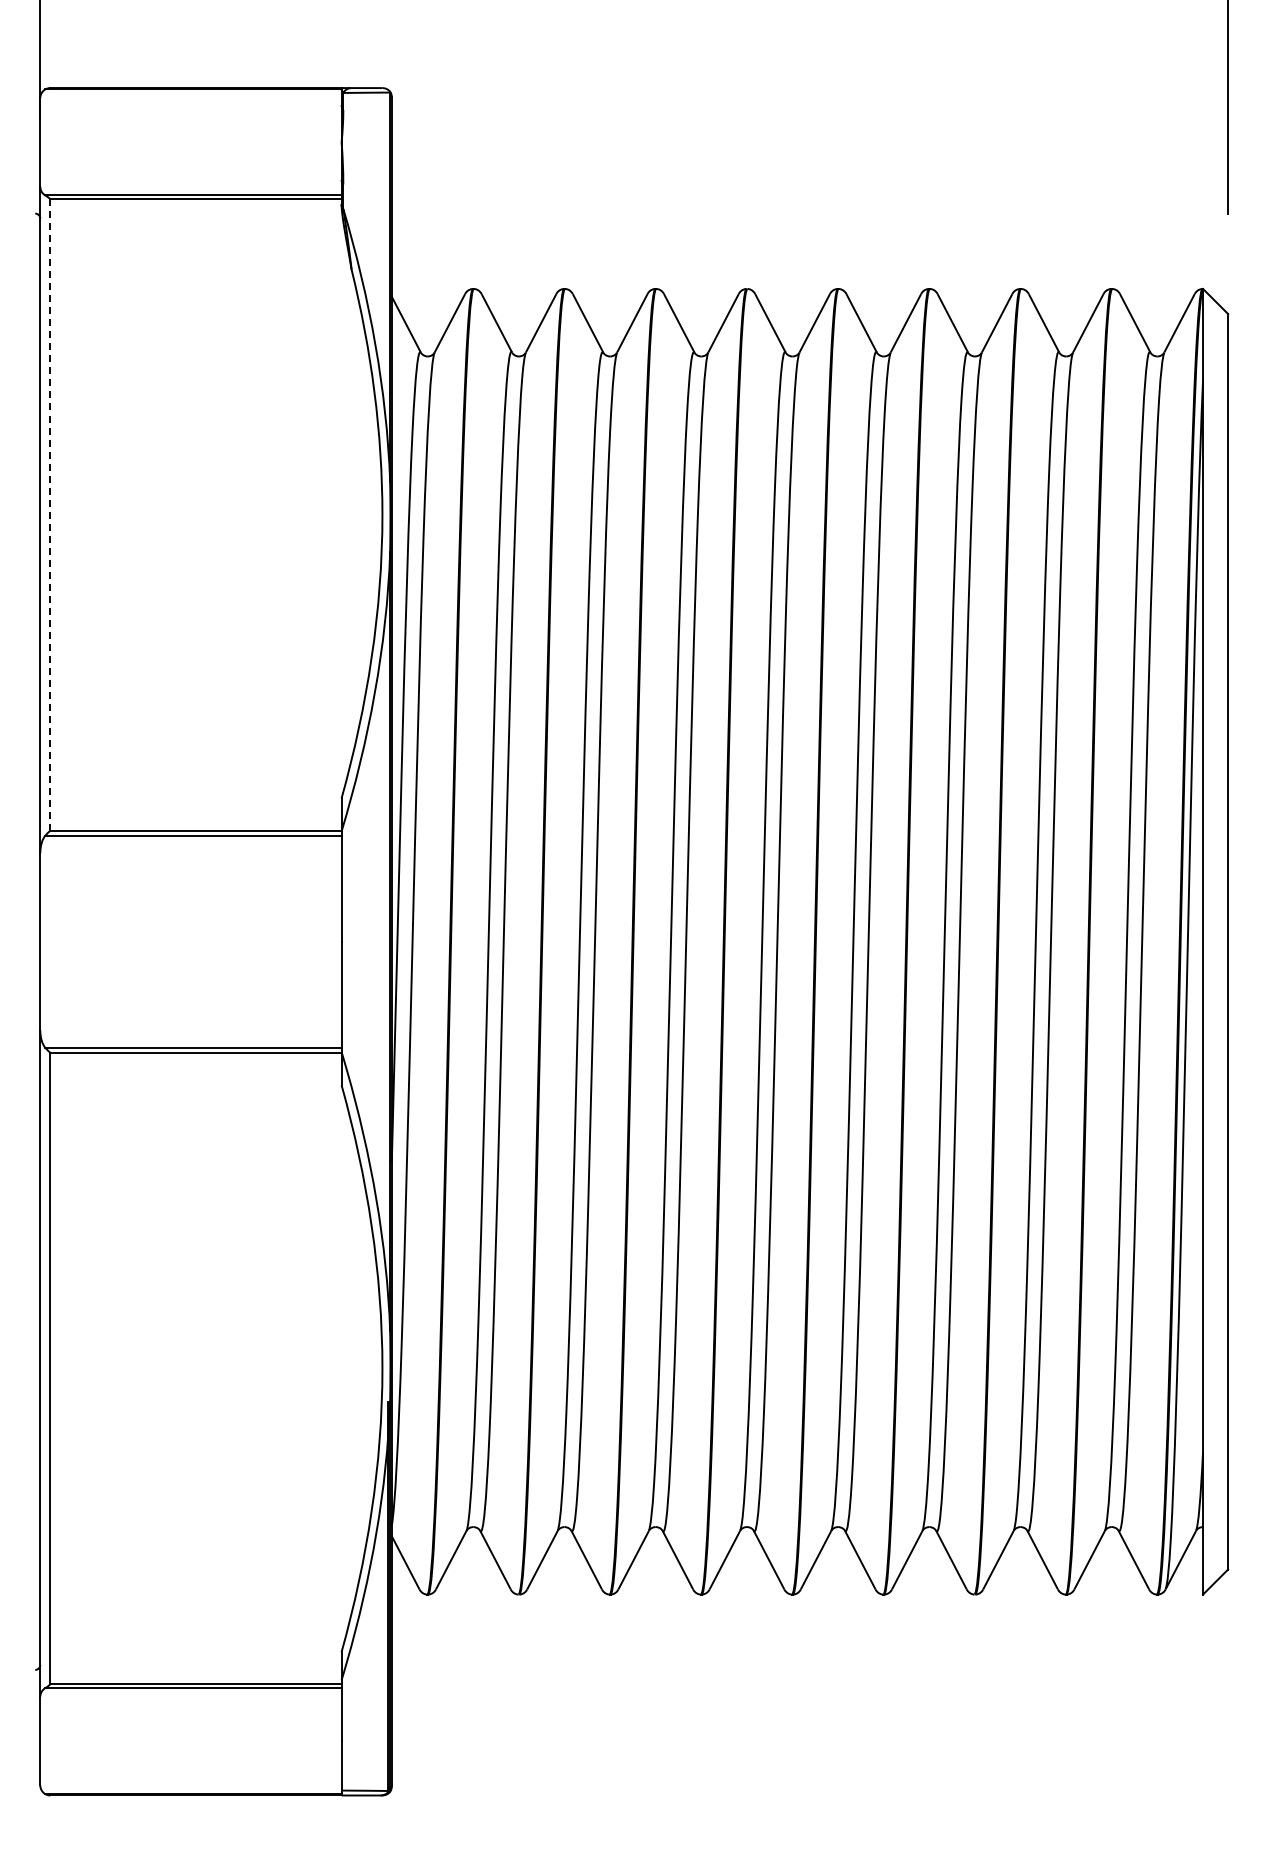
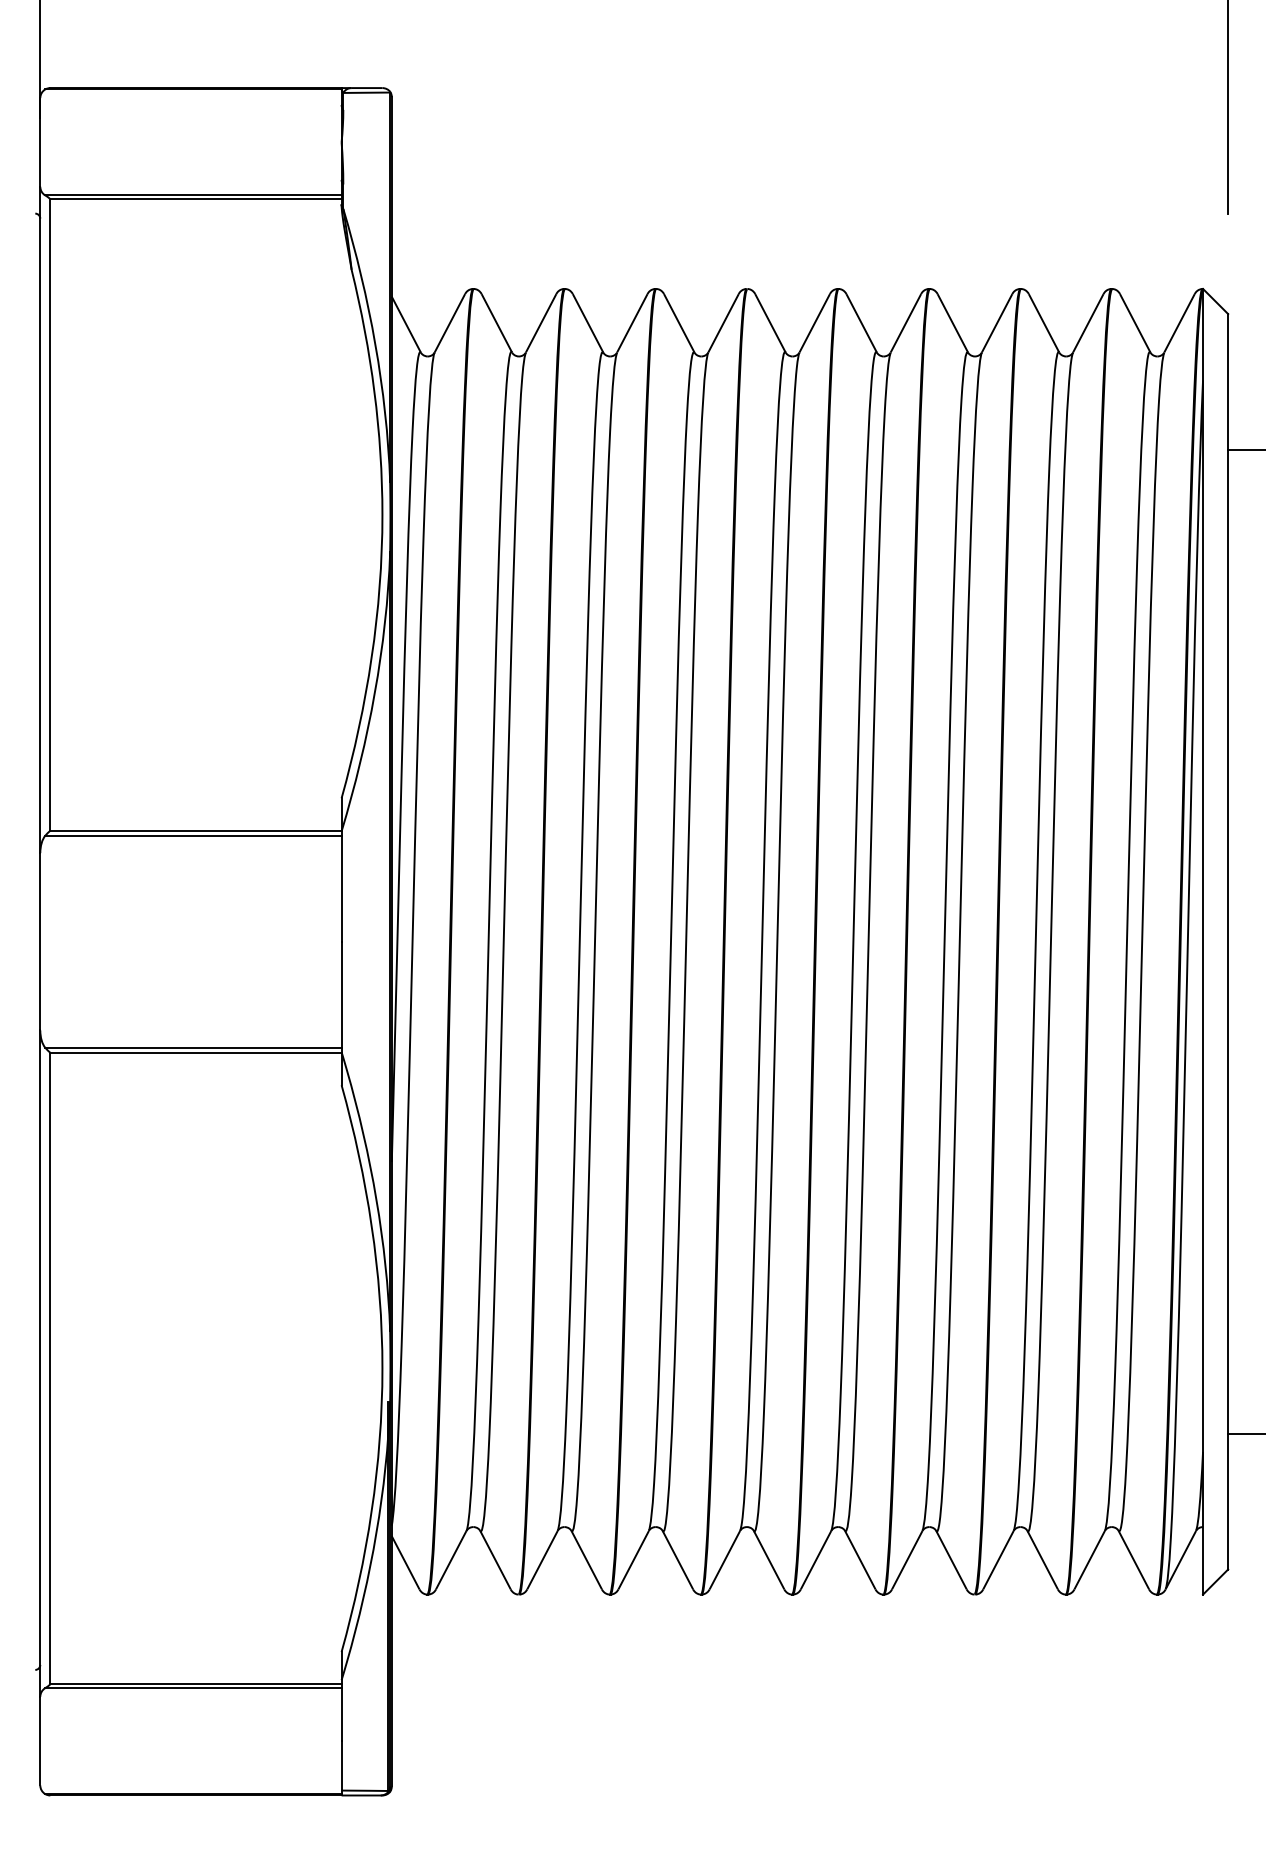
line: none -> present (1245, 449)
line: dashed -> solid (50, 514)
line: none -> present (1245, 1433)
